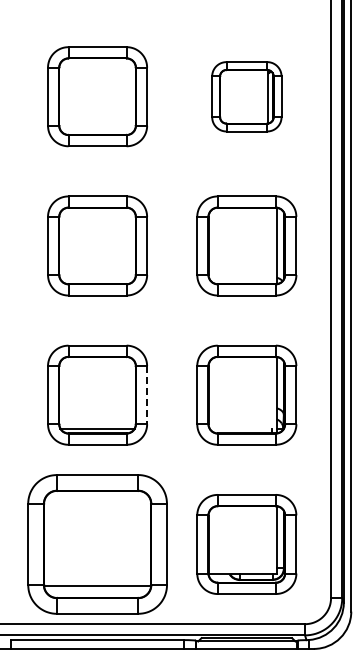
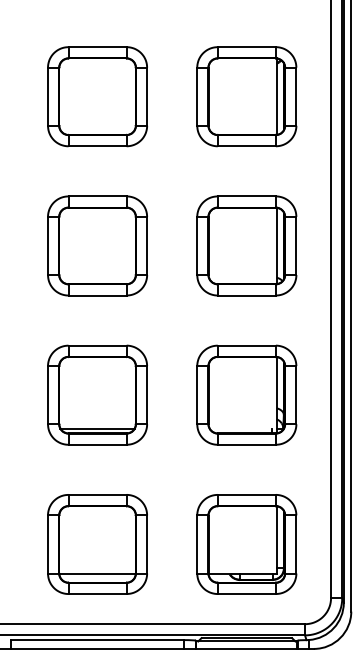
part size: 72x72 px -> 102x102 px (246, 96)
line: dashed -> solid (147, 395)
part size: 141x141 px -> 101x101 px (97, 544)
